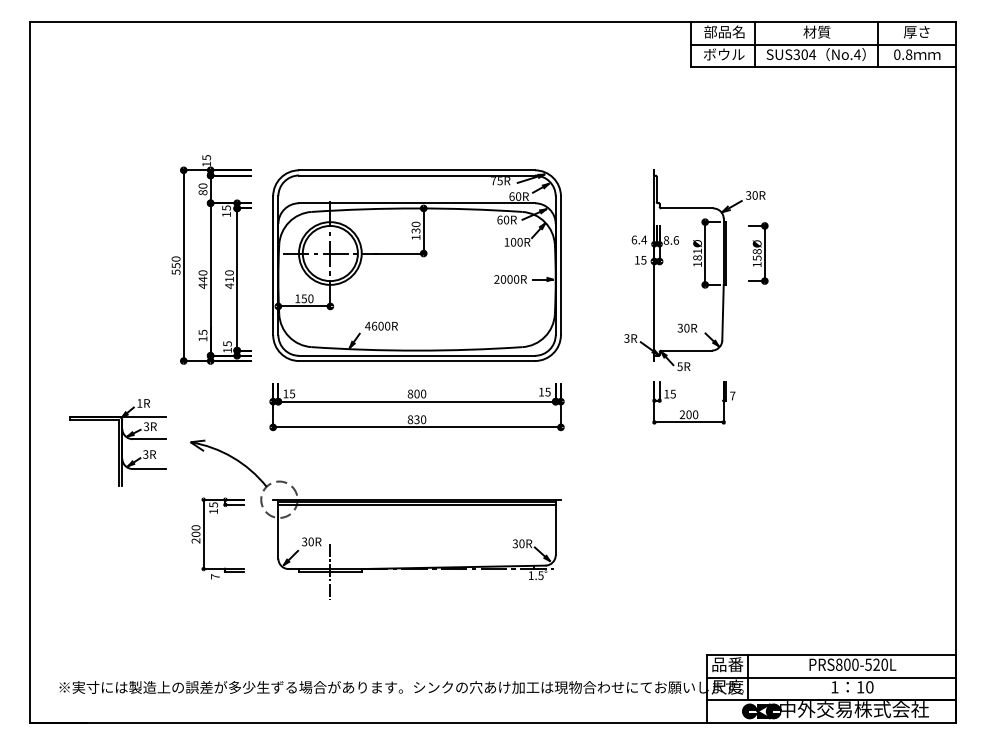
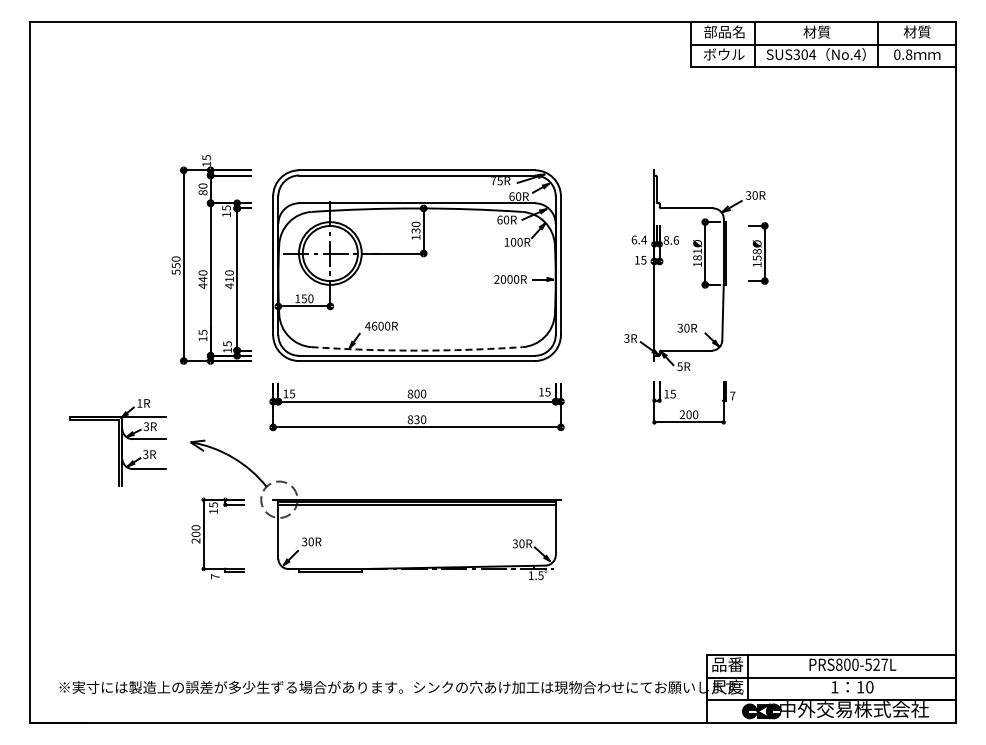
text: 厚さ -> 材質 (916, 31)
arc: solid -> dashed (417, 350)
line: present -> none (330, 572)
text: PRS800-520L -> PRS800-527L (884, 664)
